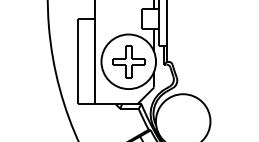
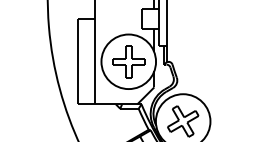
part: none -> present (183, 121)
